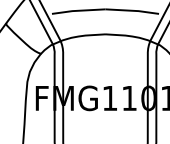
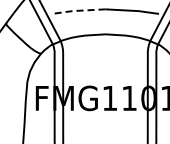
line: solid -> dashed (78, 10)
